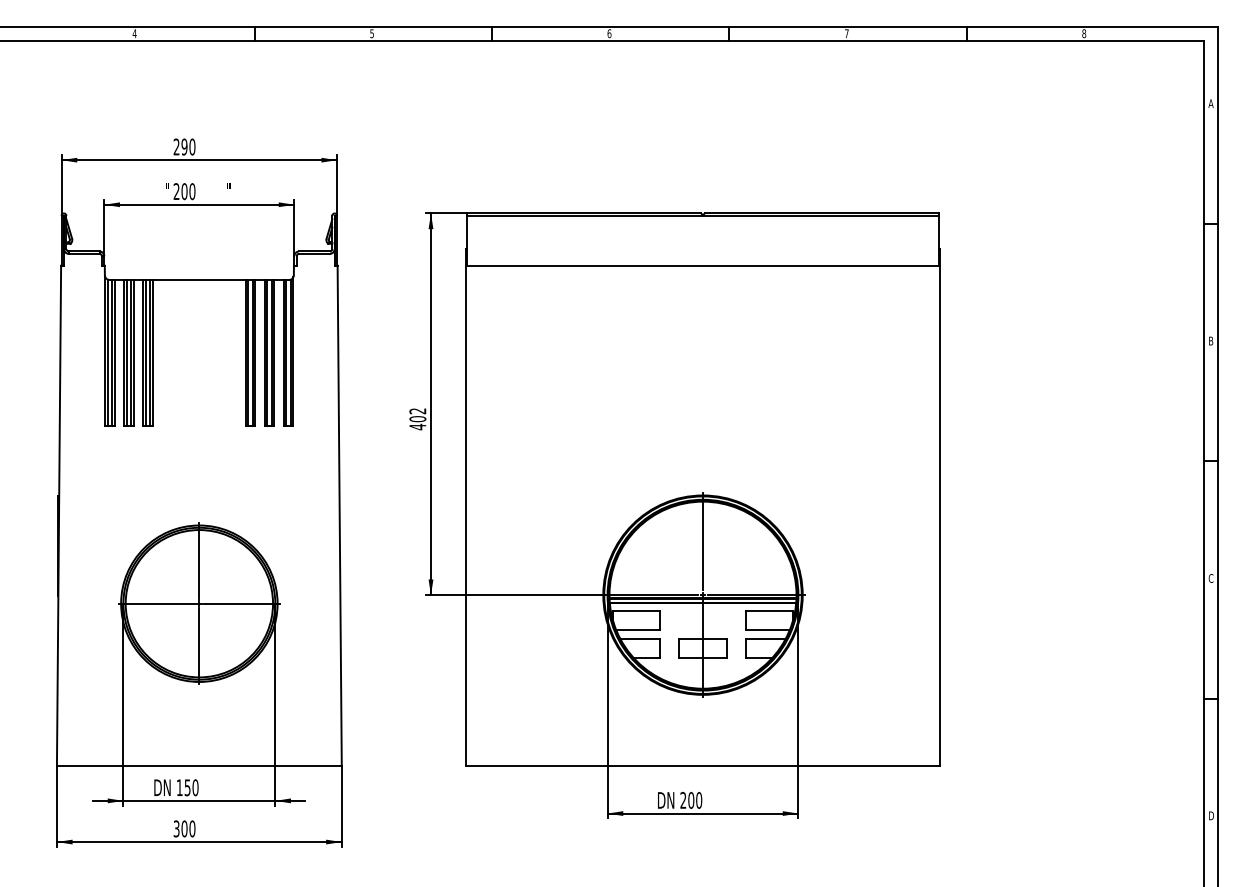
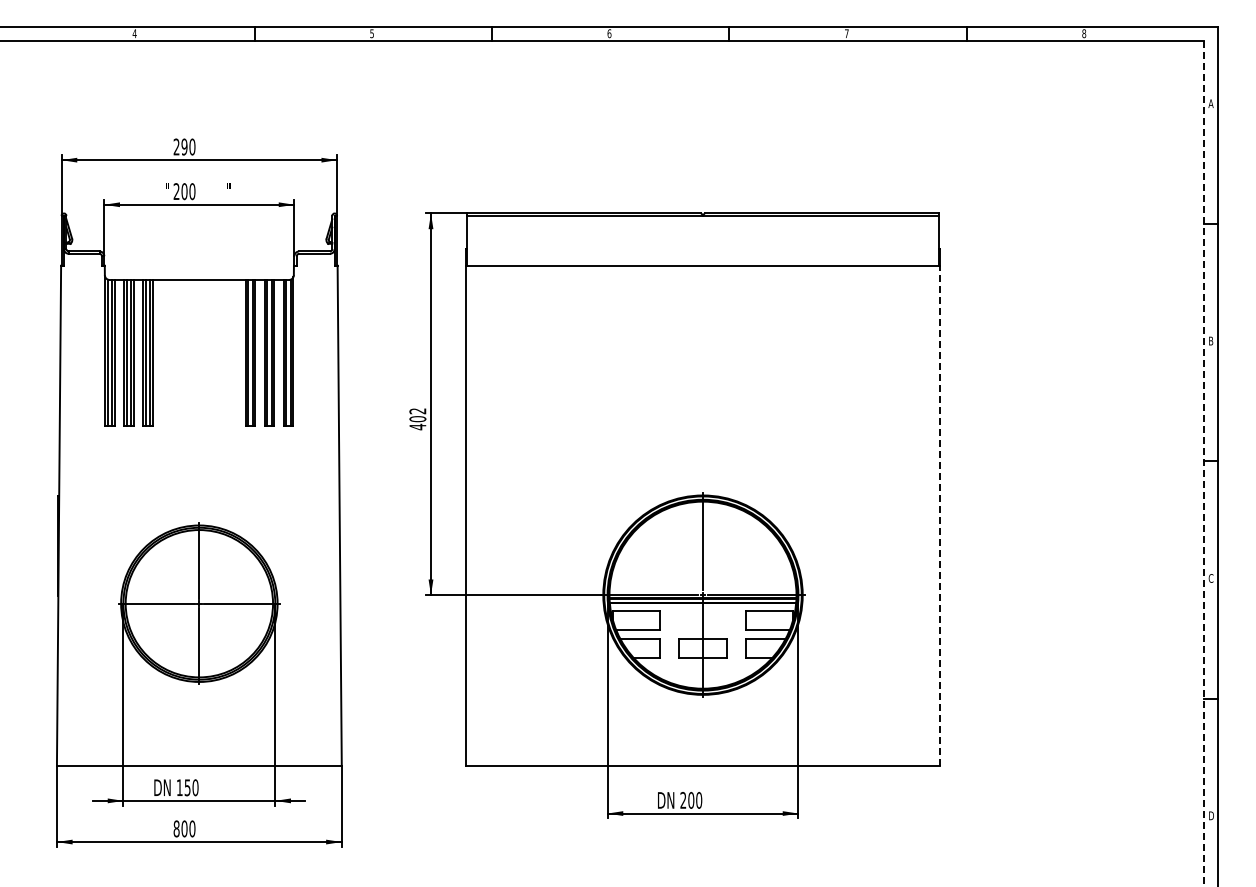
line: solid -> dashed (1204, 463)
line: solid -> dashed (940, 515)
text: 300 -> 800 (176, 828)
